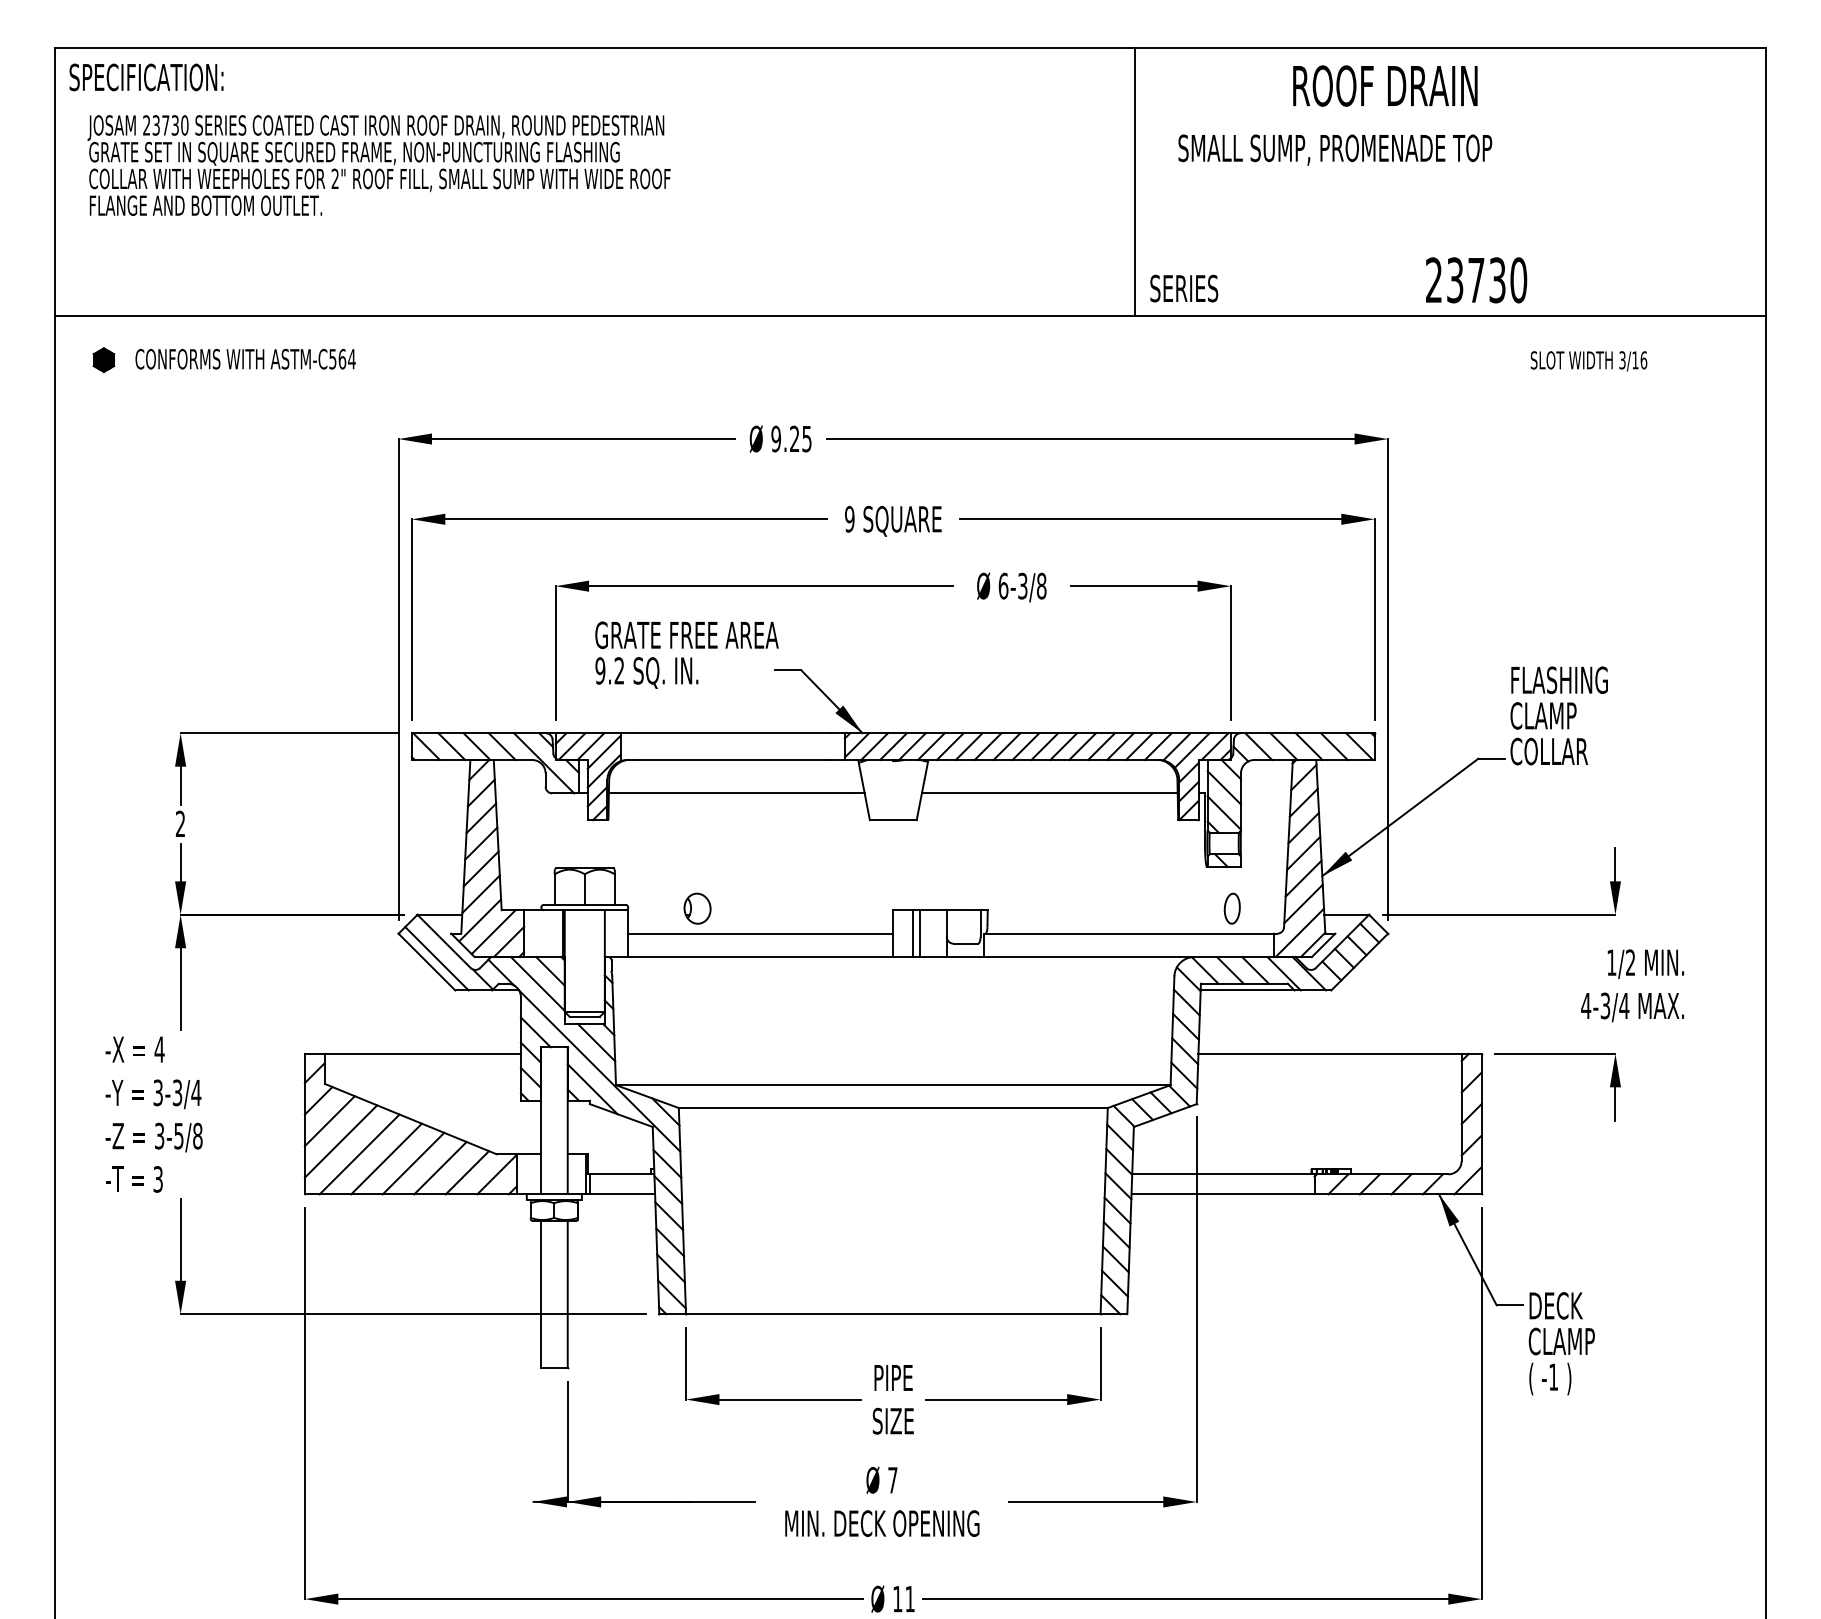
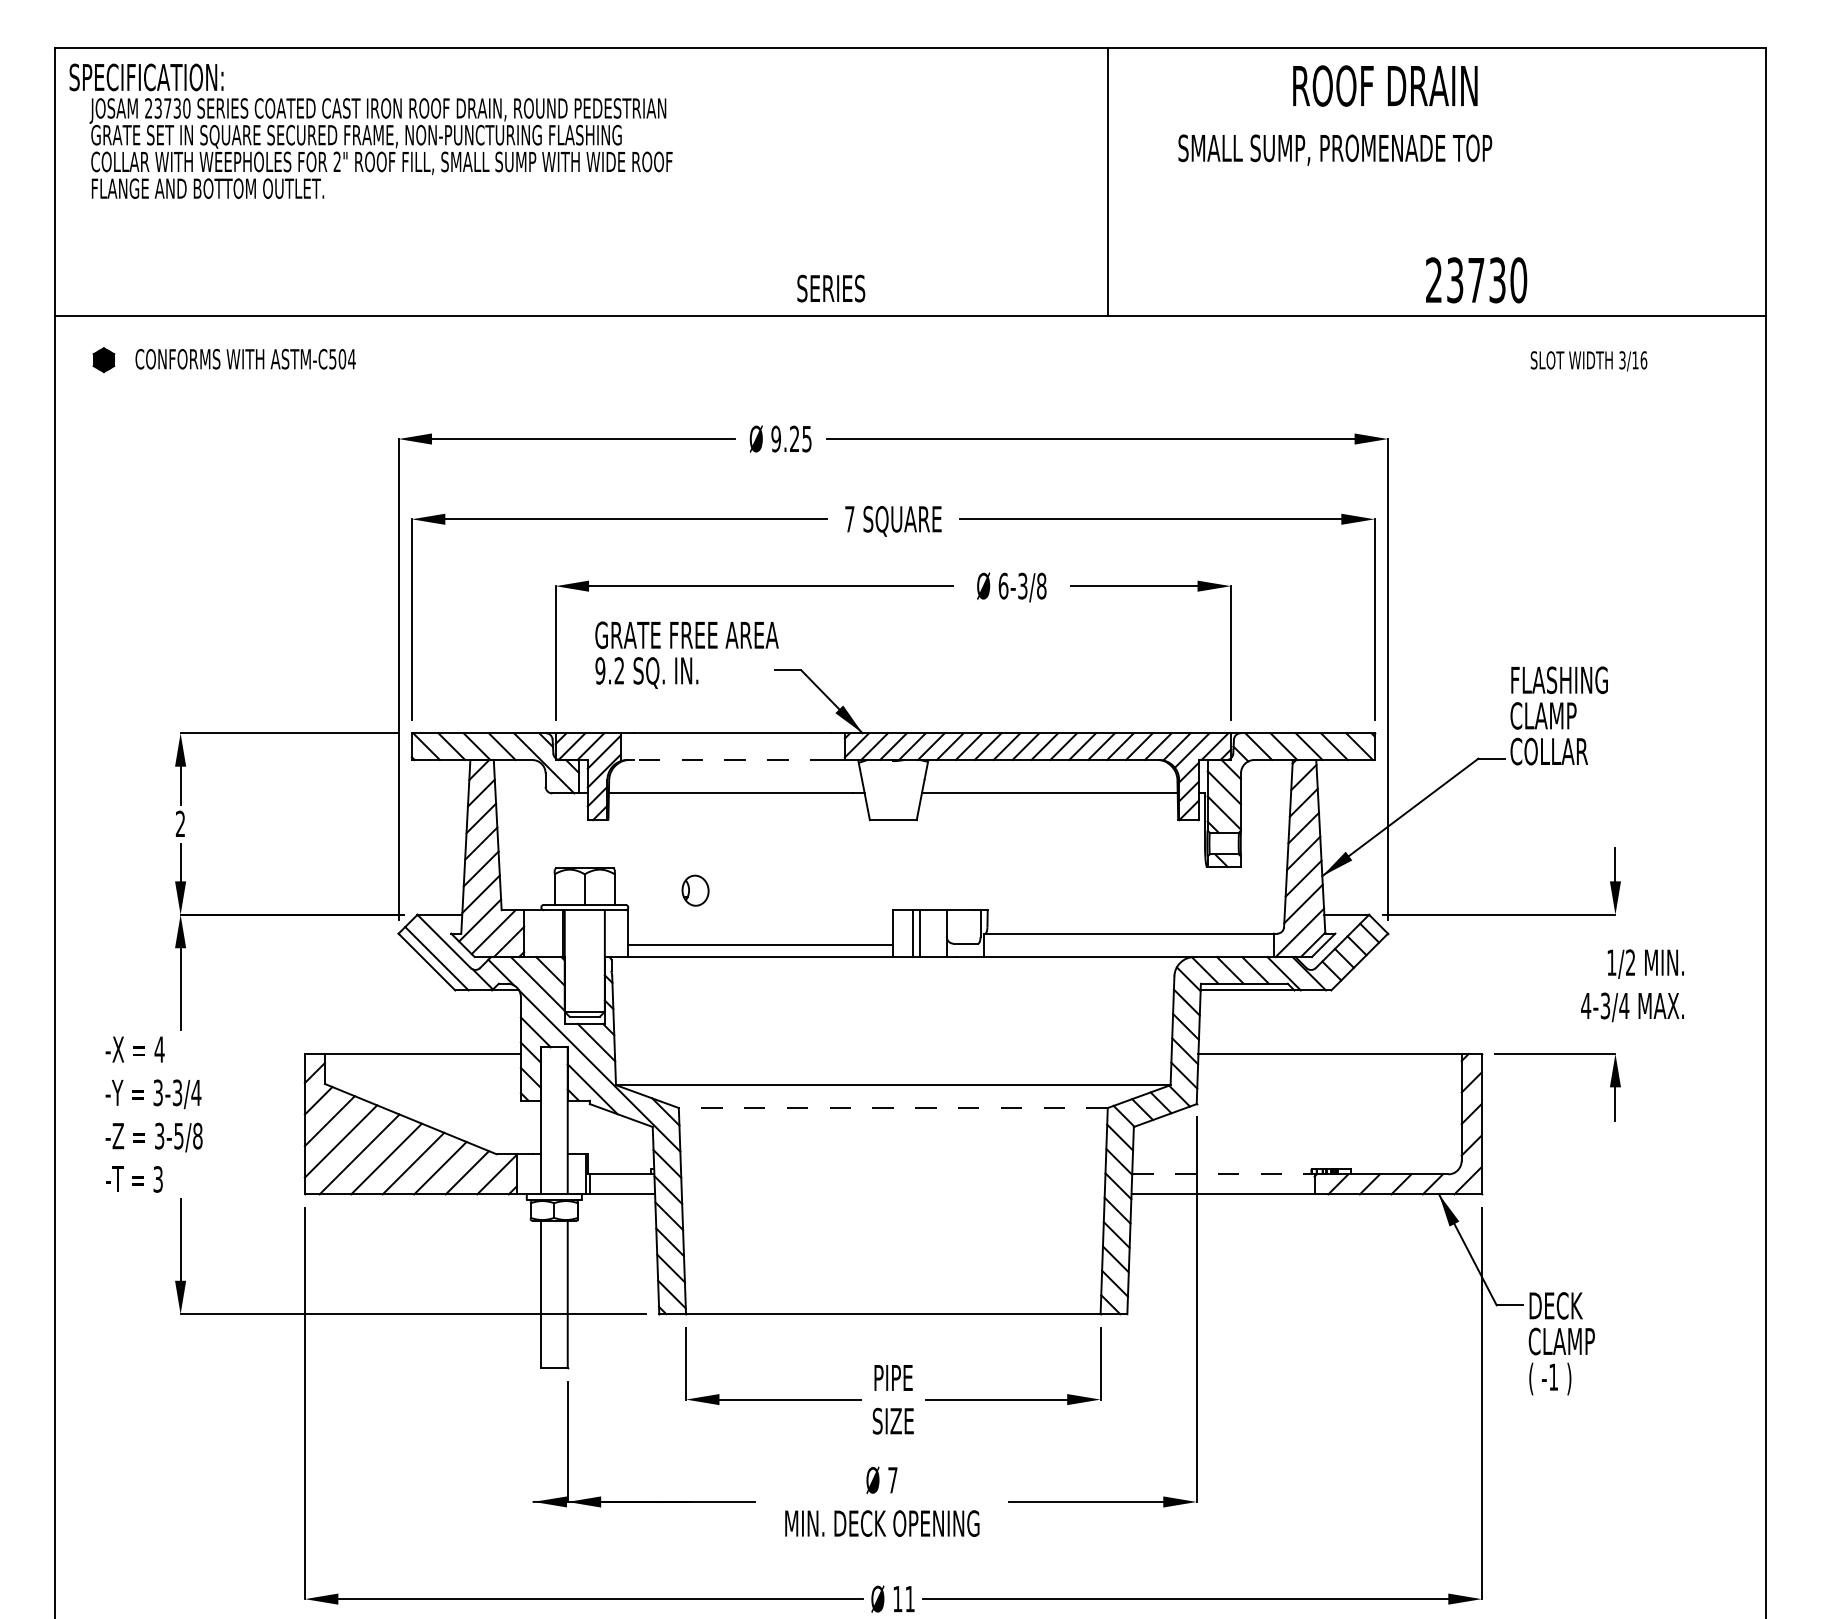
text position: (378, 165) -> (380, 148) (380, 148)
line position: (1134, 181) -> (1107, 181) (1107, 181)
text position: (1184, 288) -> (831, 288) (831, 288)
text: ASTM-C564 -> ASTM-C504 (342, 358)
text: 9 -> 7 (849, 518)
line: solid -> dashed (732, 760)
part position: (697, 908) -> (695, 890) (695, 890)
part: present -> none (1231, 908)
line position: (760, 933) -> (760, 944) (760, 944)
line: solid -> dashed (892, 1108)
line: solid -> dashed (1223, 1174)
